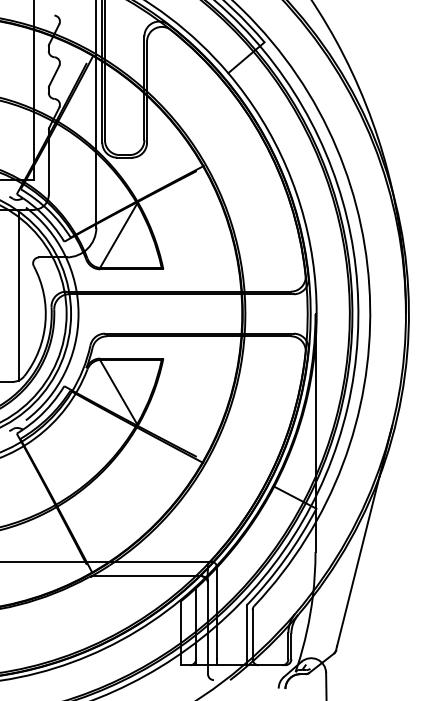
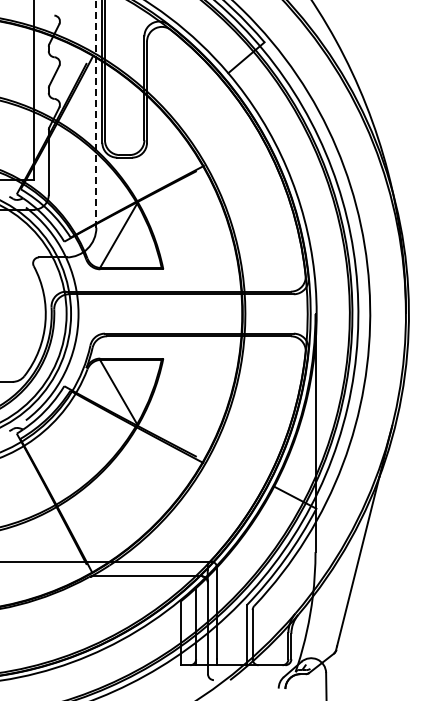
line: solid -> dashed (96, 113)
line: present -> none (19, 294)
